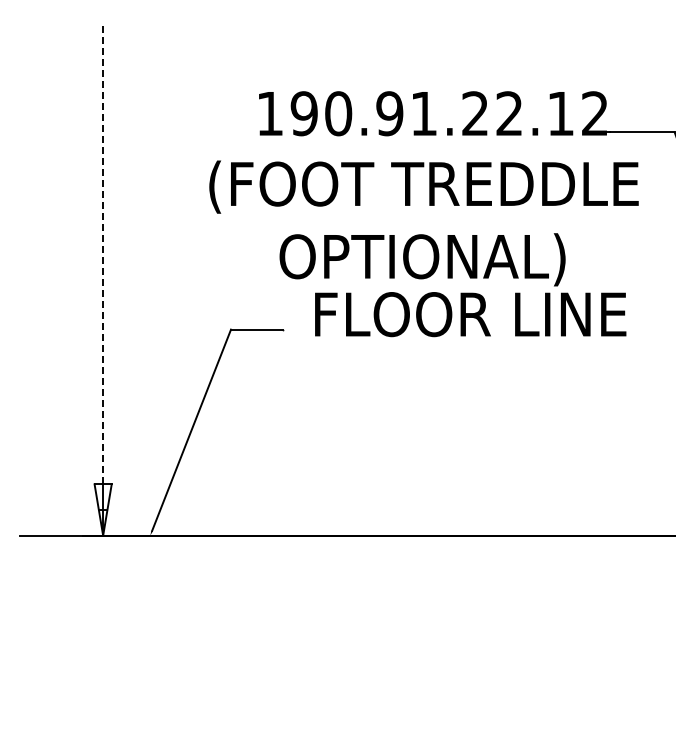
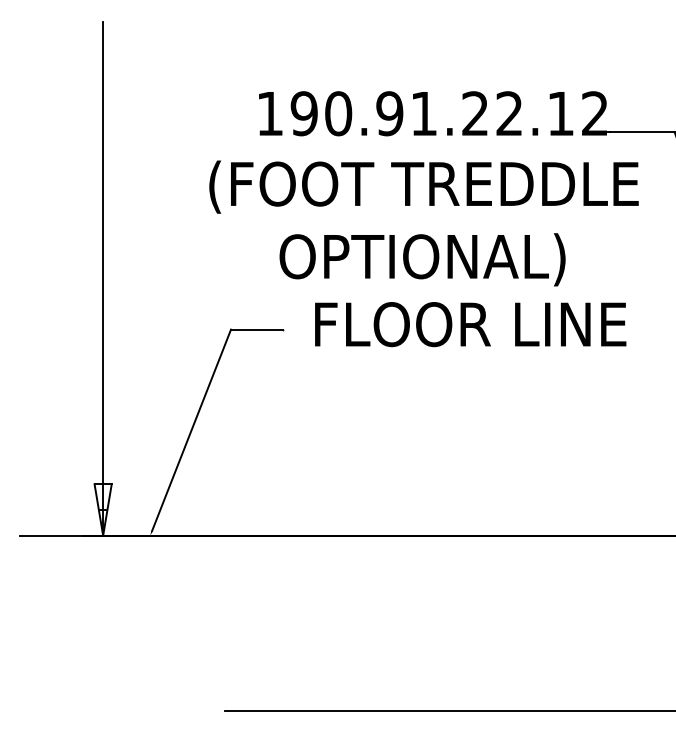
line: dashed -> solid (103, 252)
text position: (470, 314) -> (470, 324) (470, 324)
line: none -> present (448, 711)
